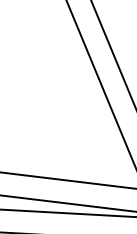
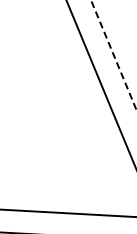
line: solid -> dashed (114, 55)
line: present -> none (67, 180)
line: present -> none (67, 203)
